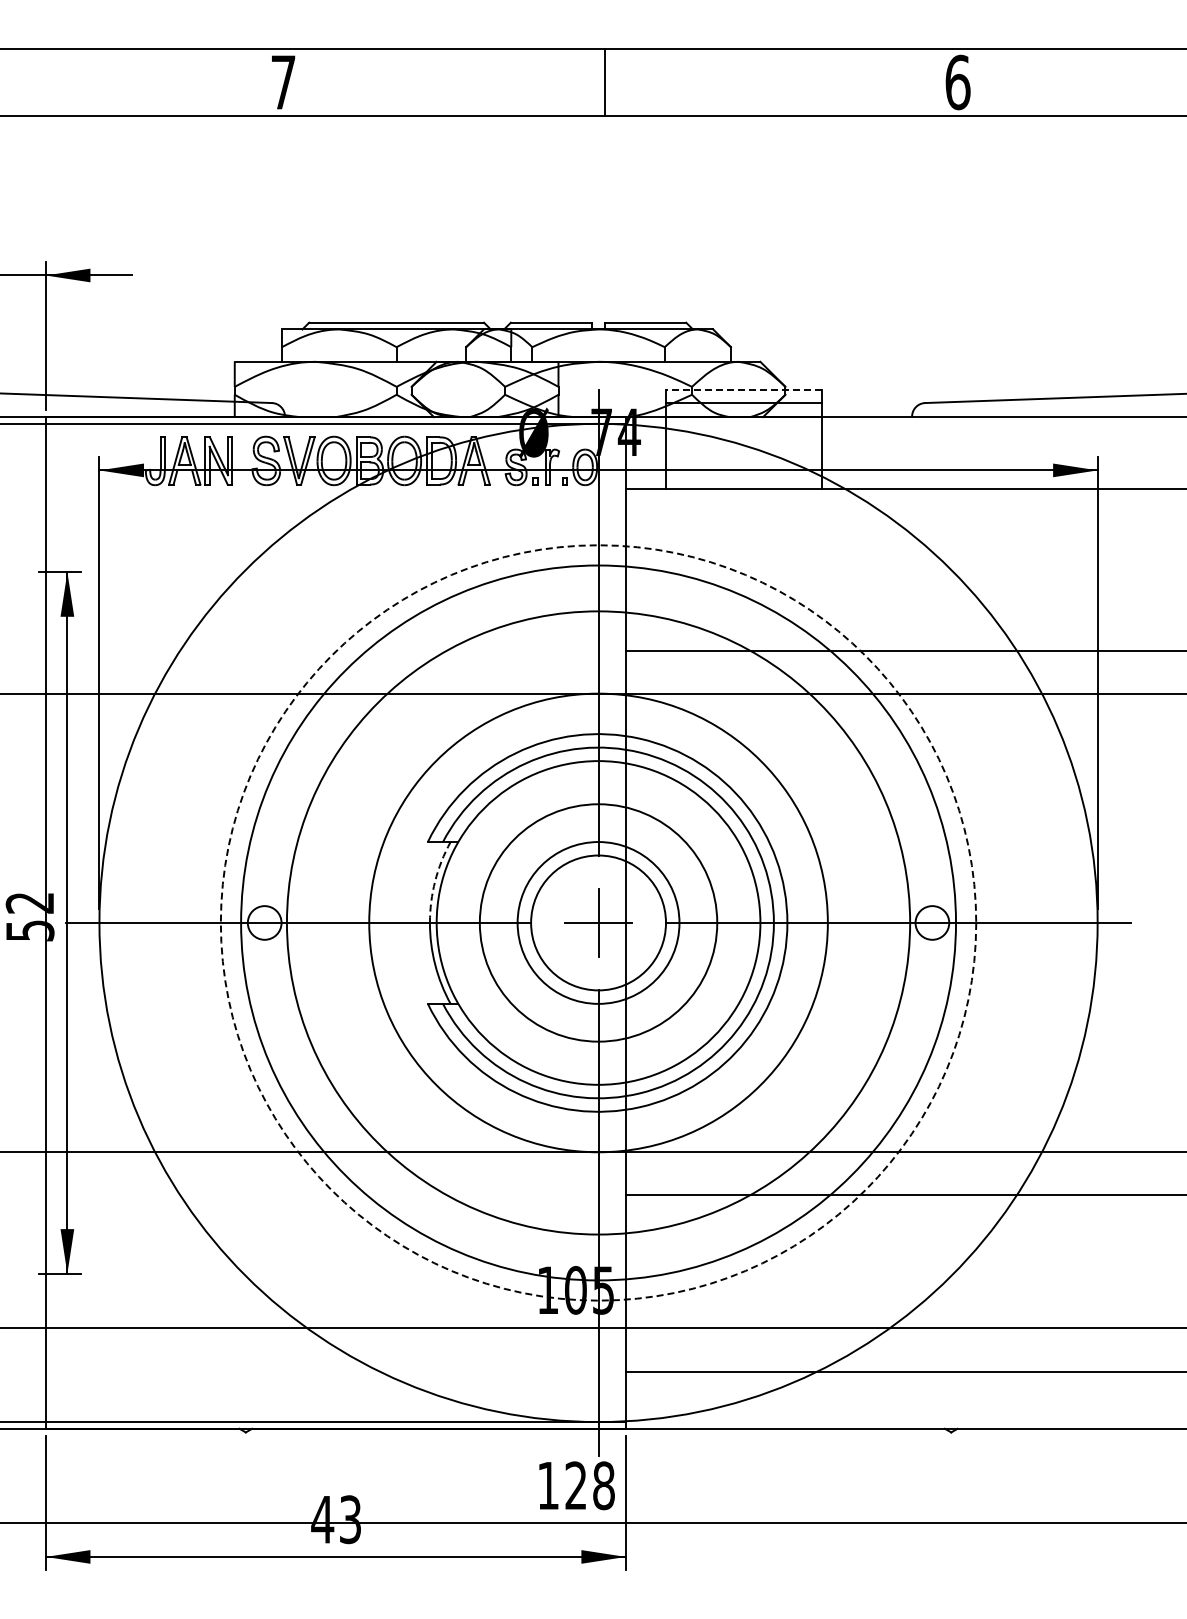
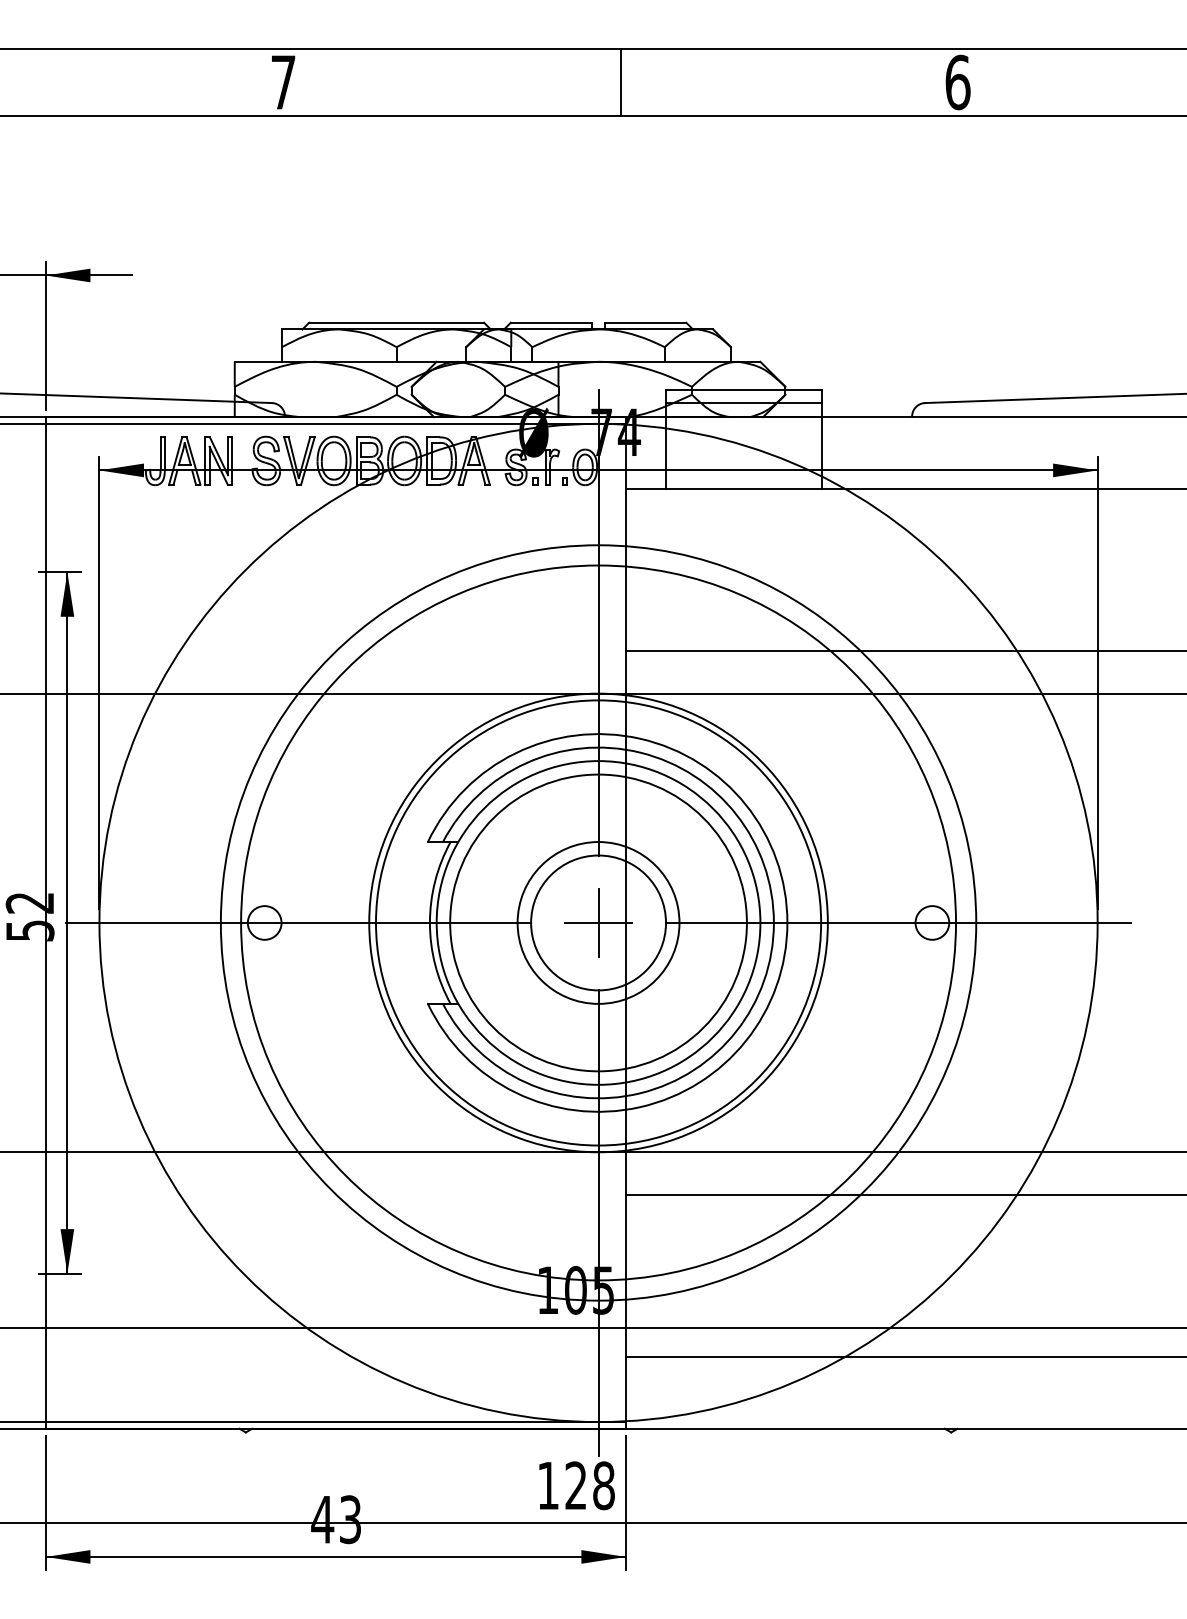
line position: (605, 82) -> (621, 82) (621, 82)
line: dashed -> solid (743, 389)
arc: dashed -> solid (435, 881)
circle diameter: 237 px -> 297 px (598, 922)
circle diameter: 623 px -> 445 px (598, 922)
circle: dashed -> solid (598, 922)
line position: (904, 1371) -> (904, 1356) (904, 1356)
